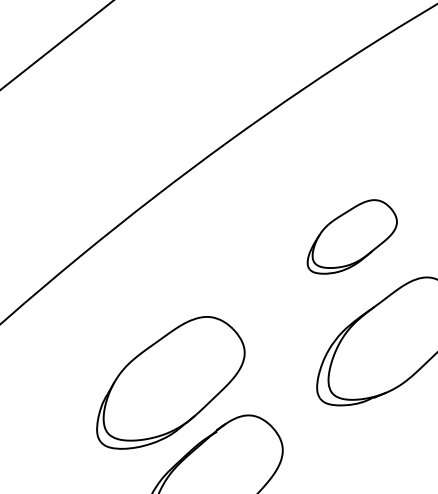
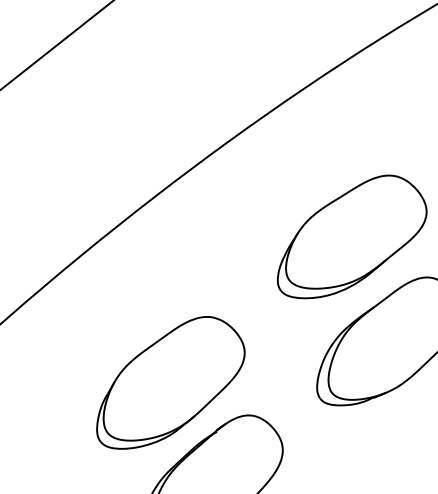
part size: 92x76 px -> 151x126 px (352, 236)
